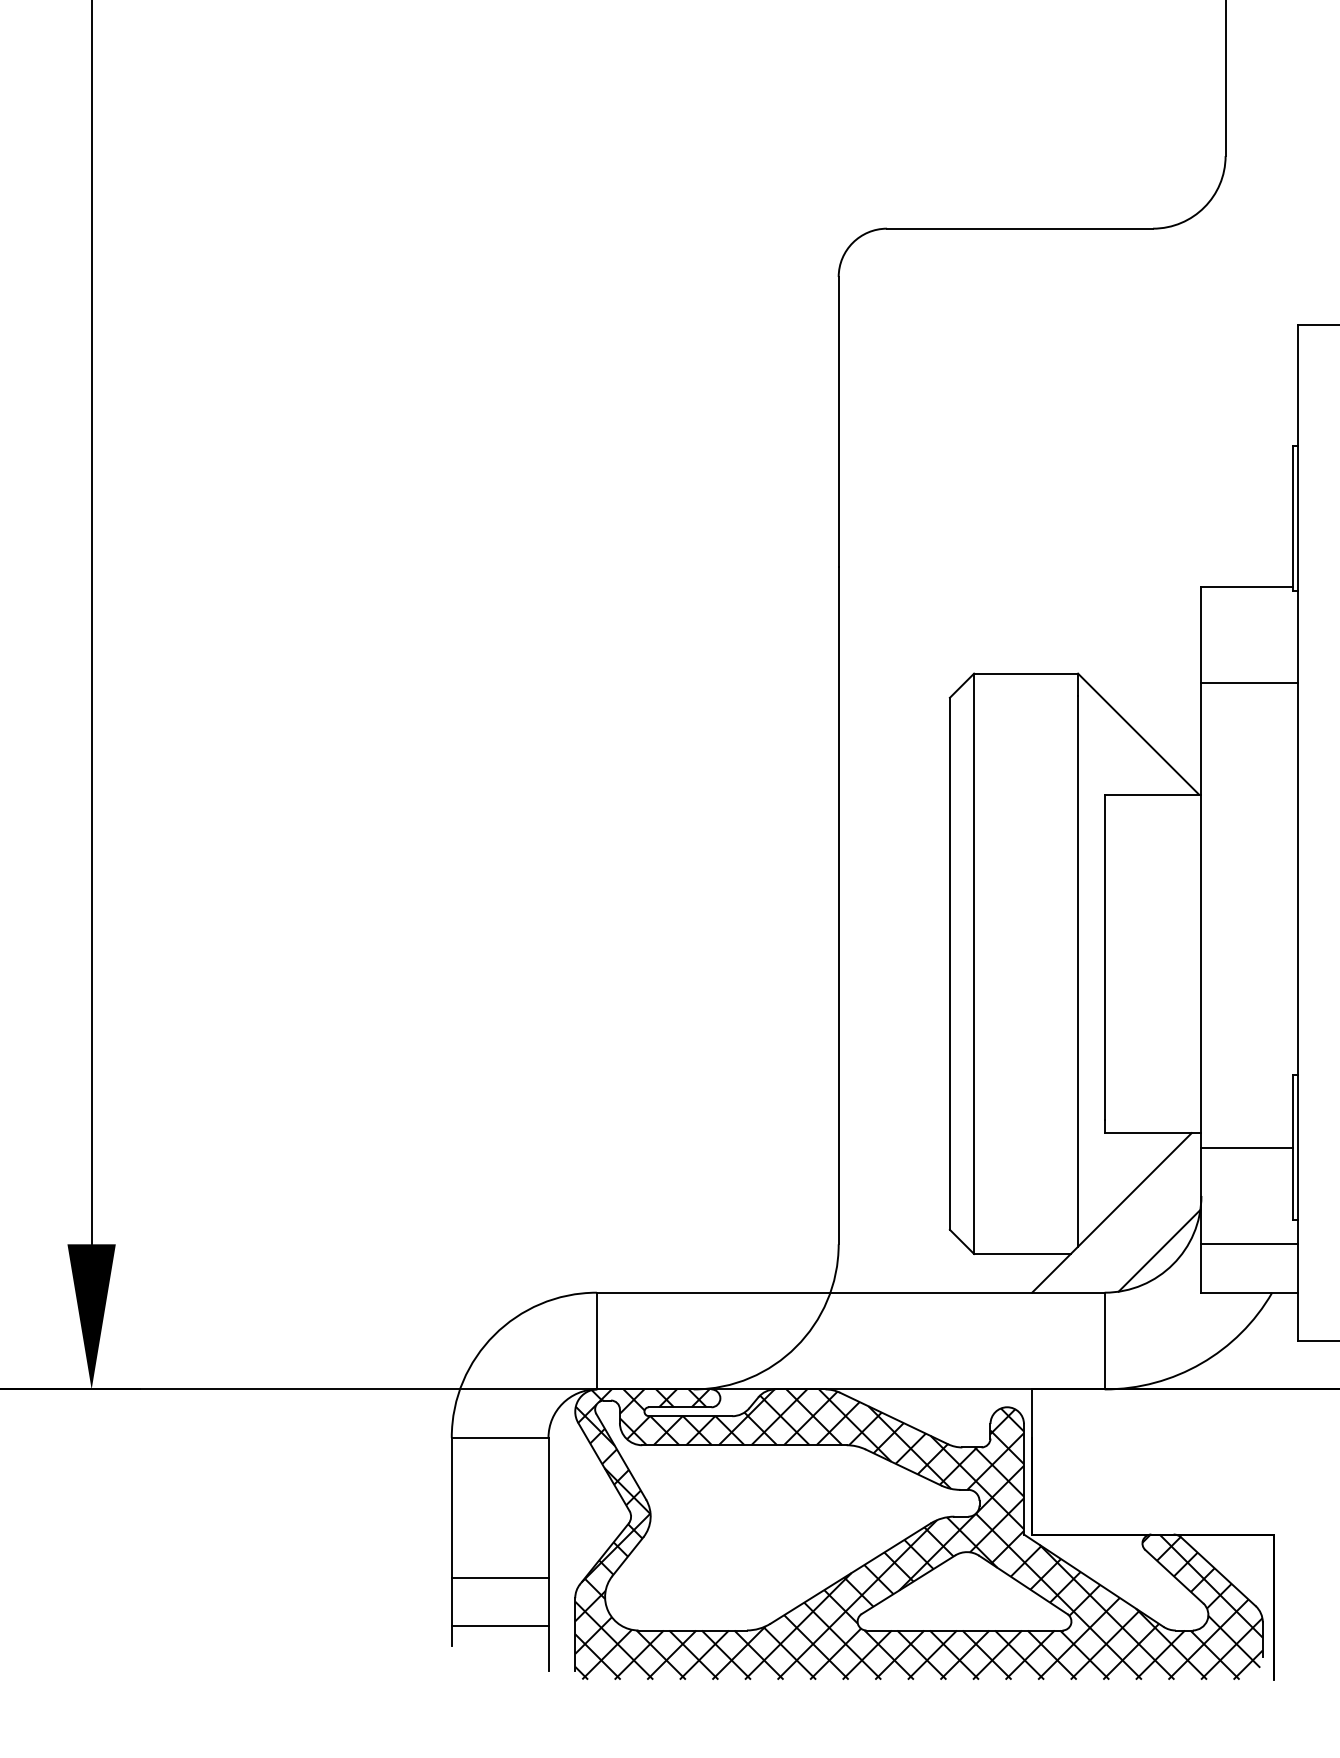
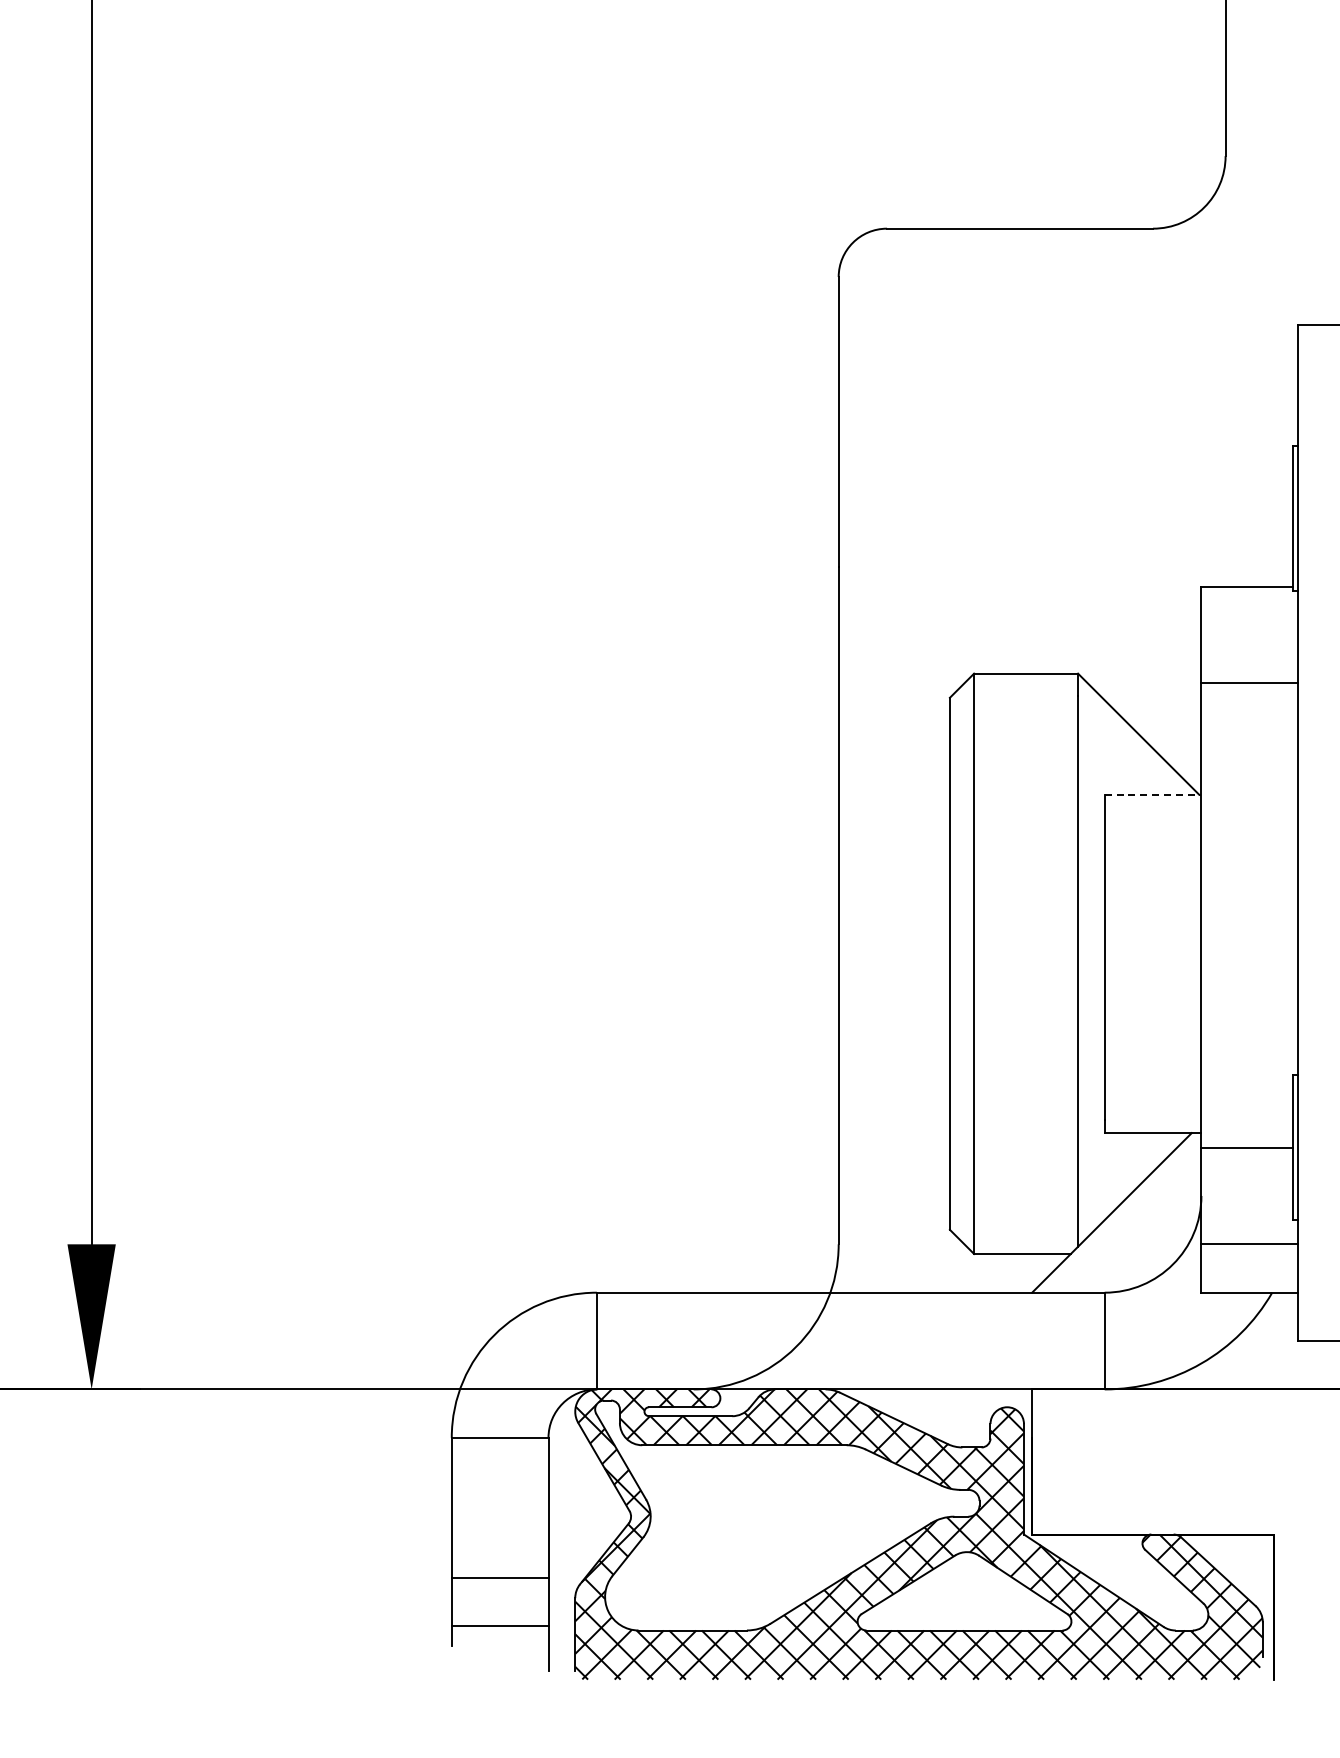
line: solid -> dashed (1153, 794)
line: present -> none (1159, 1250)
